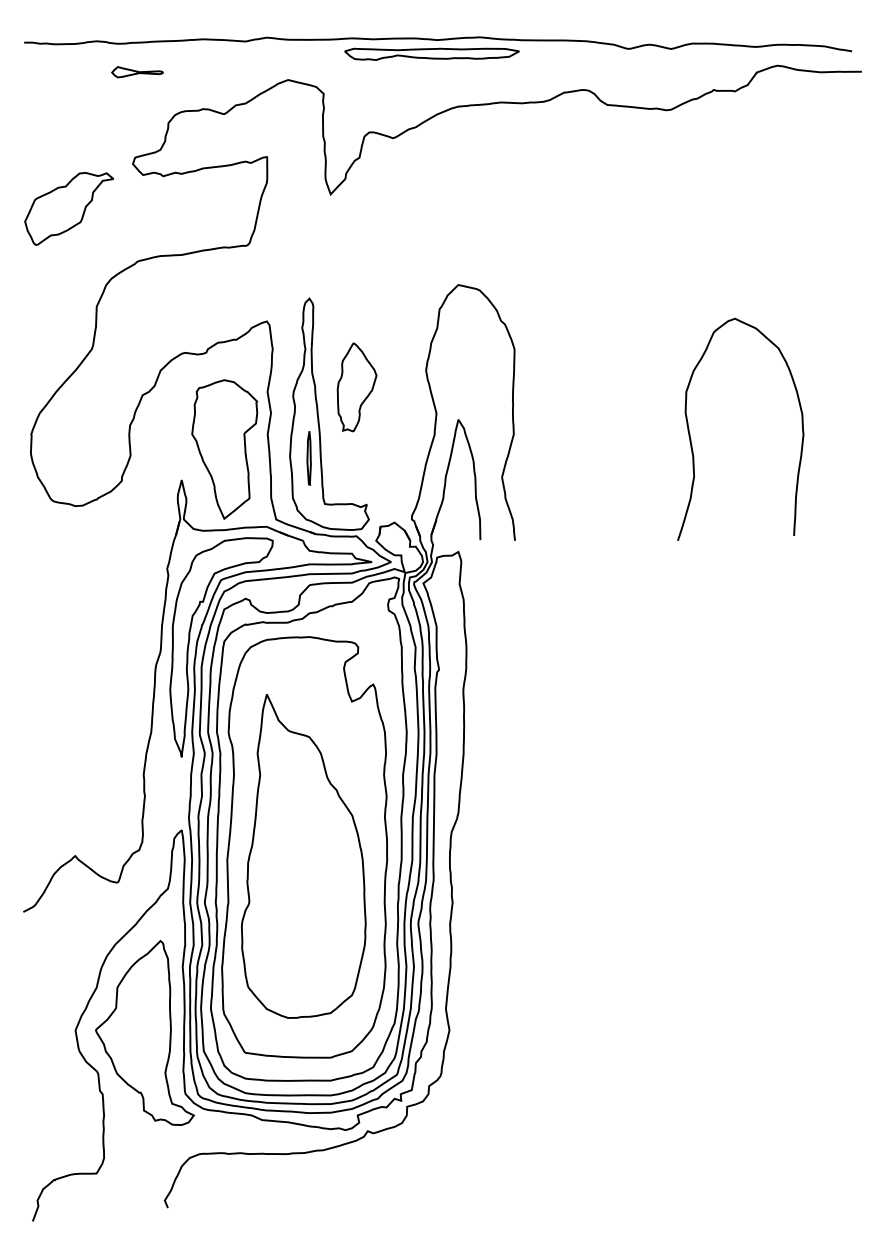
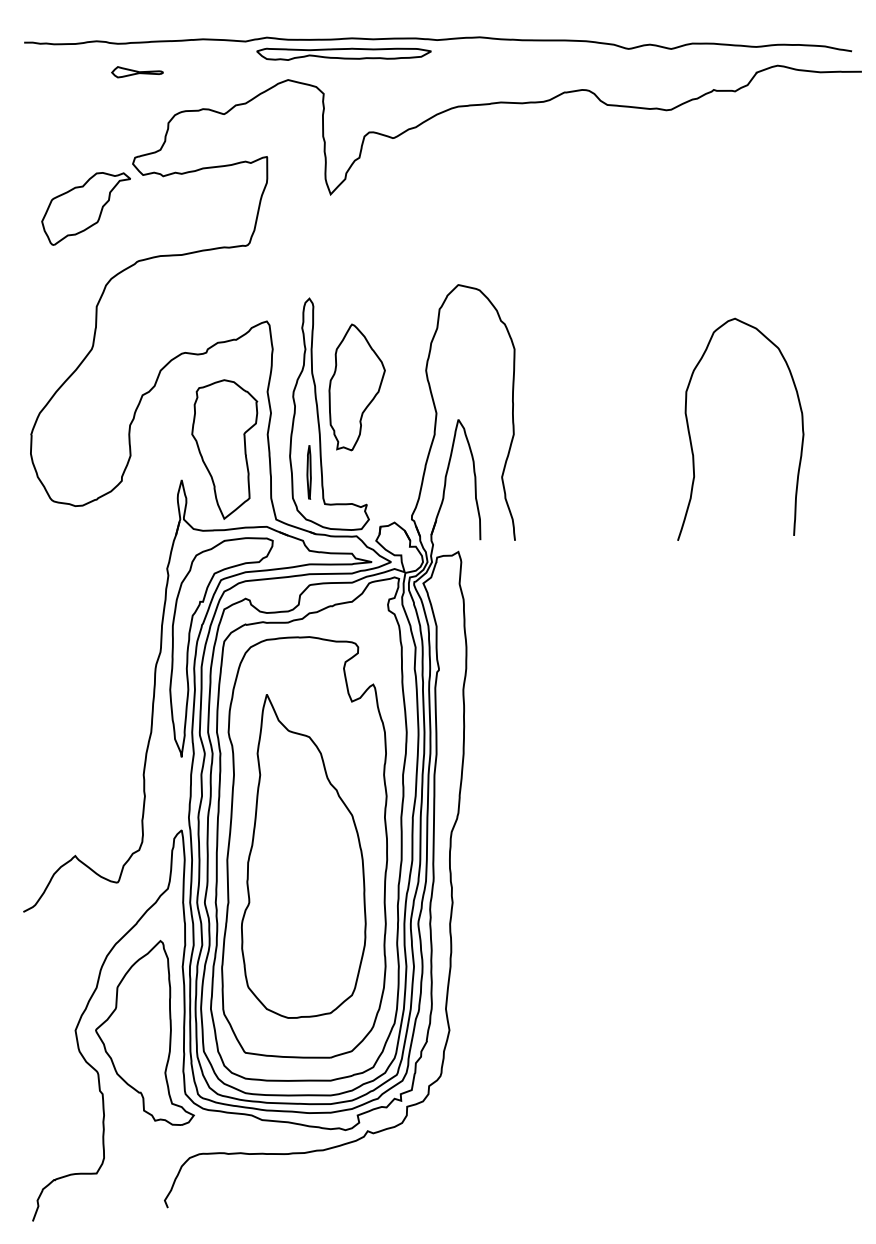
part position: (431, 53) -> (343, 53) (343, 53)
part position: (68, 208) -> (85, 208) (85, 208)
part size: 42x91 px -> 58x129 px (356, 387)
part position: (308, 458) -> (308, 472) (308, 472)
